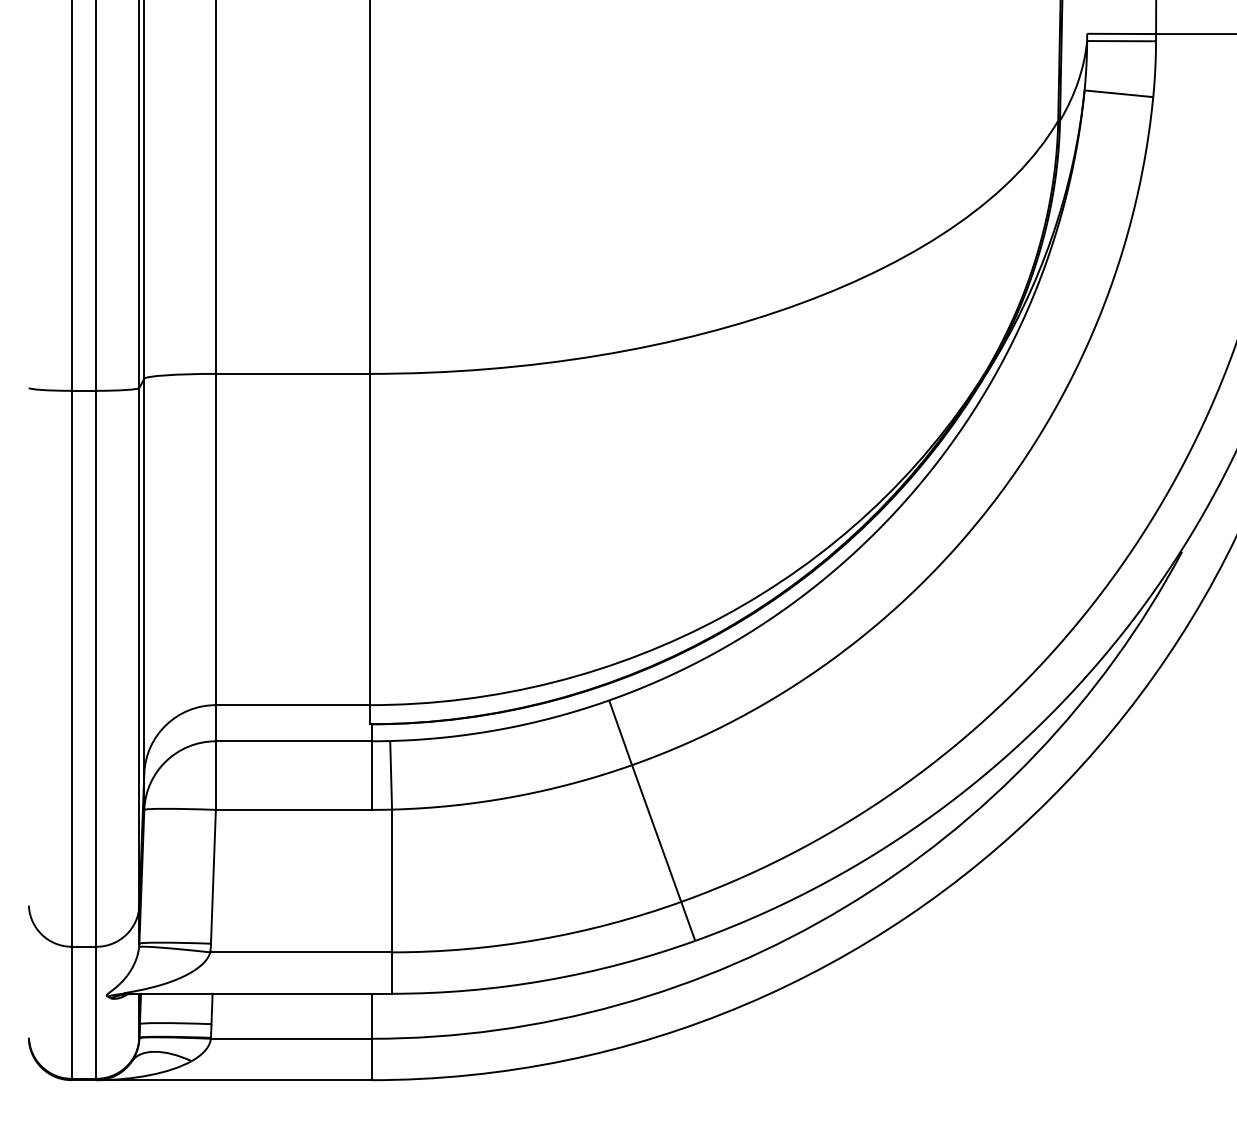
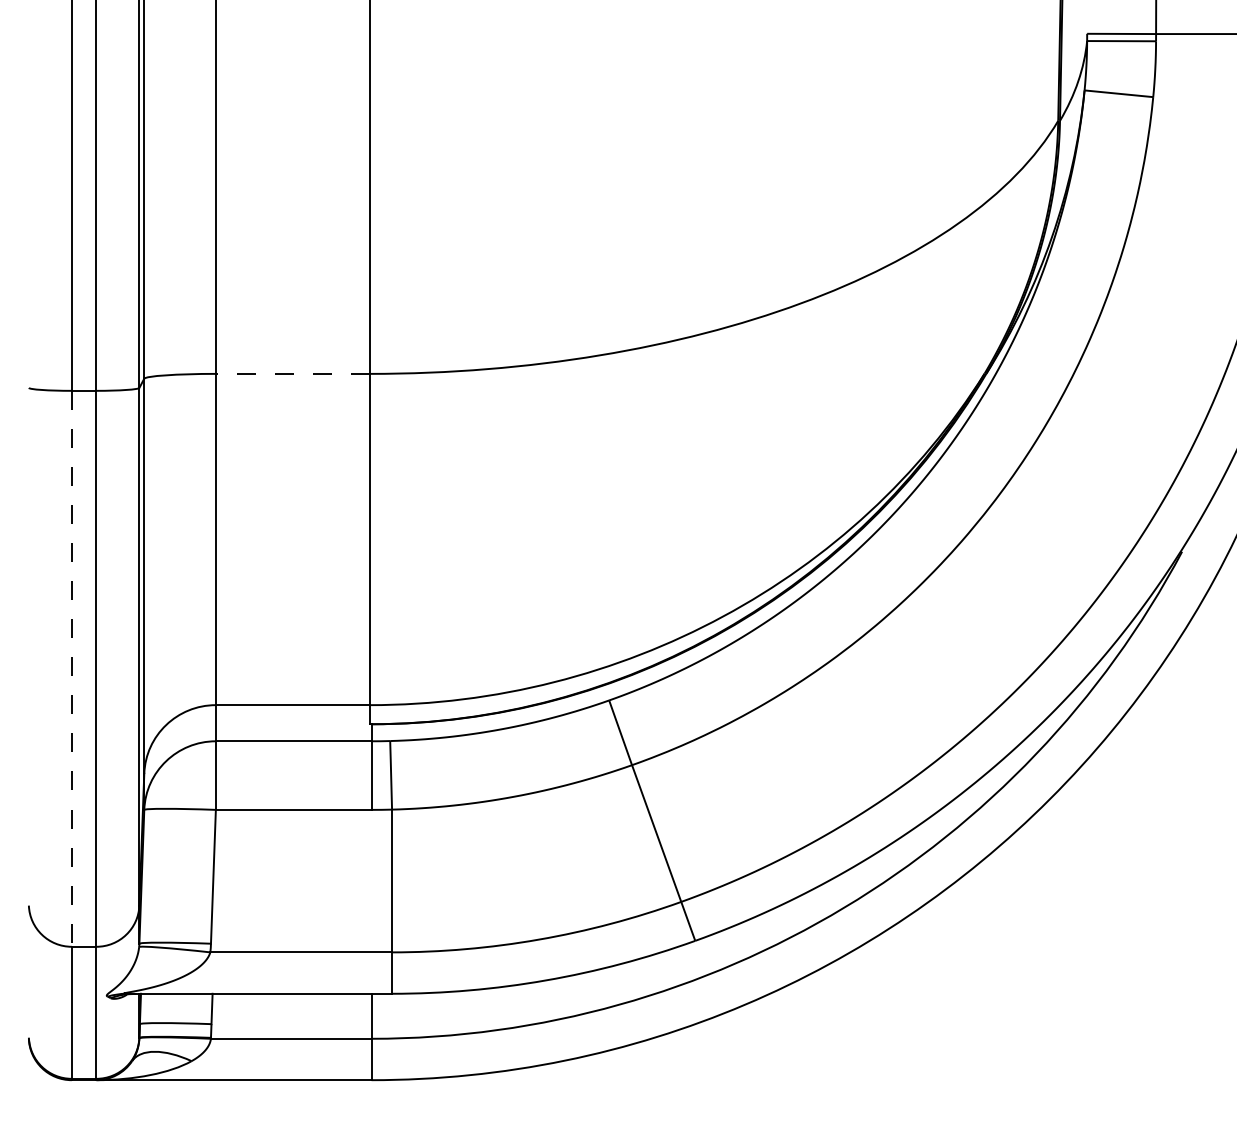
line: solid -> dashed (292, 373)
line: solid -> dashed (71, 668)
